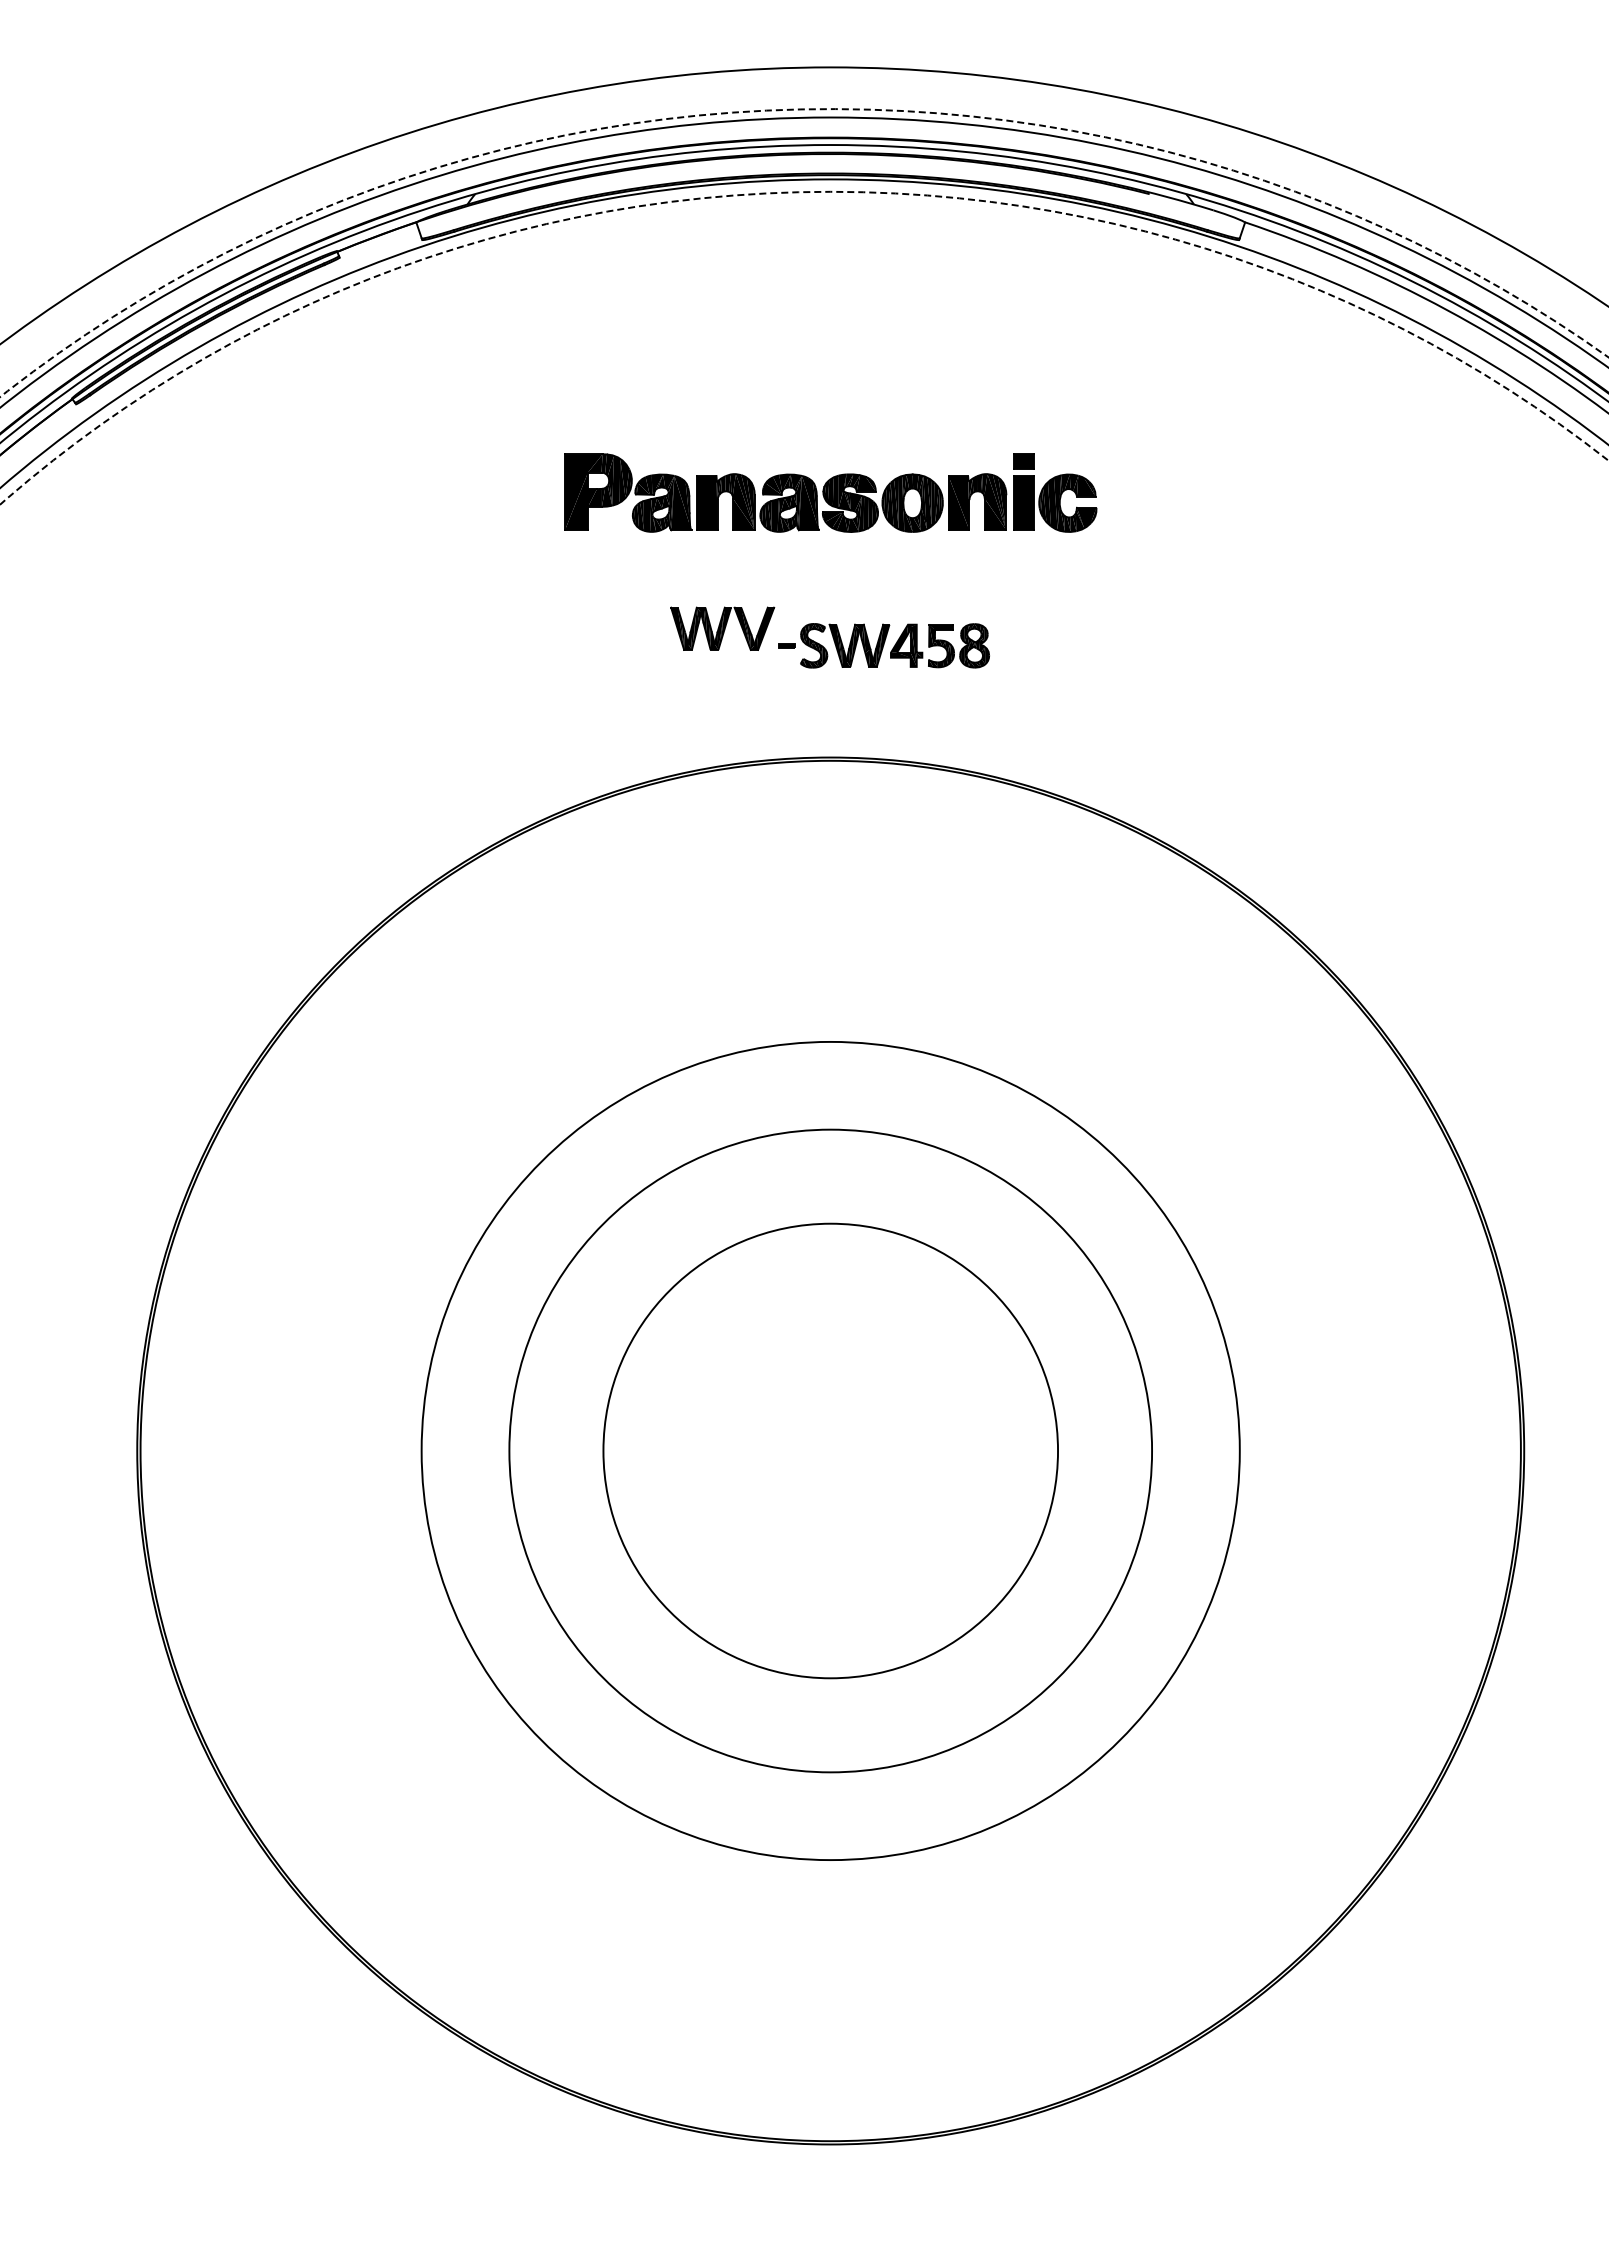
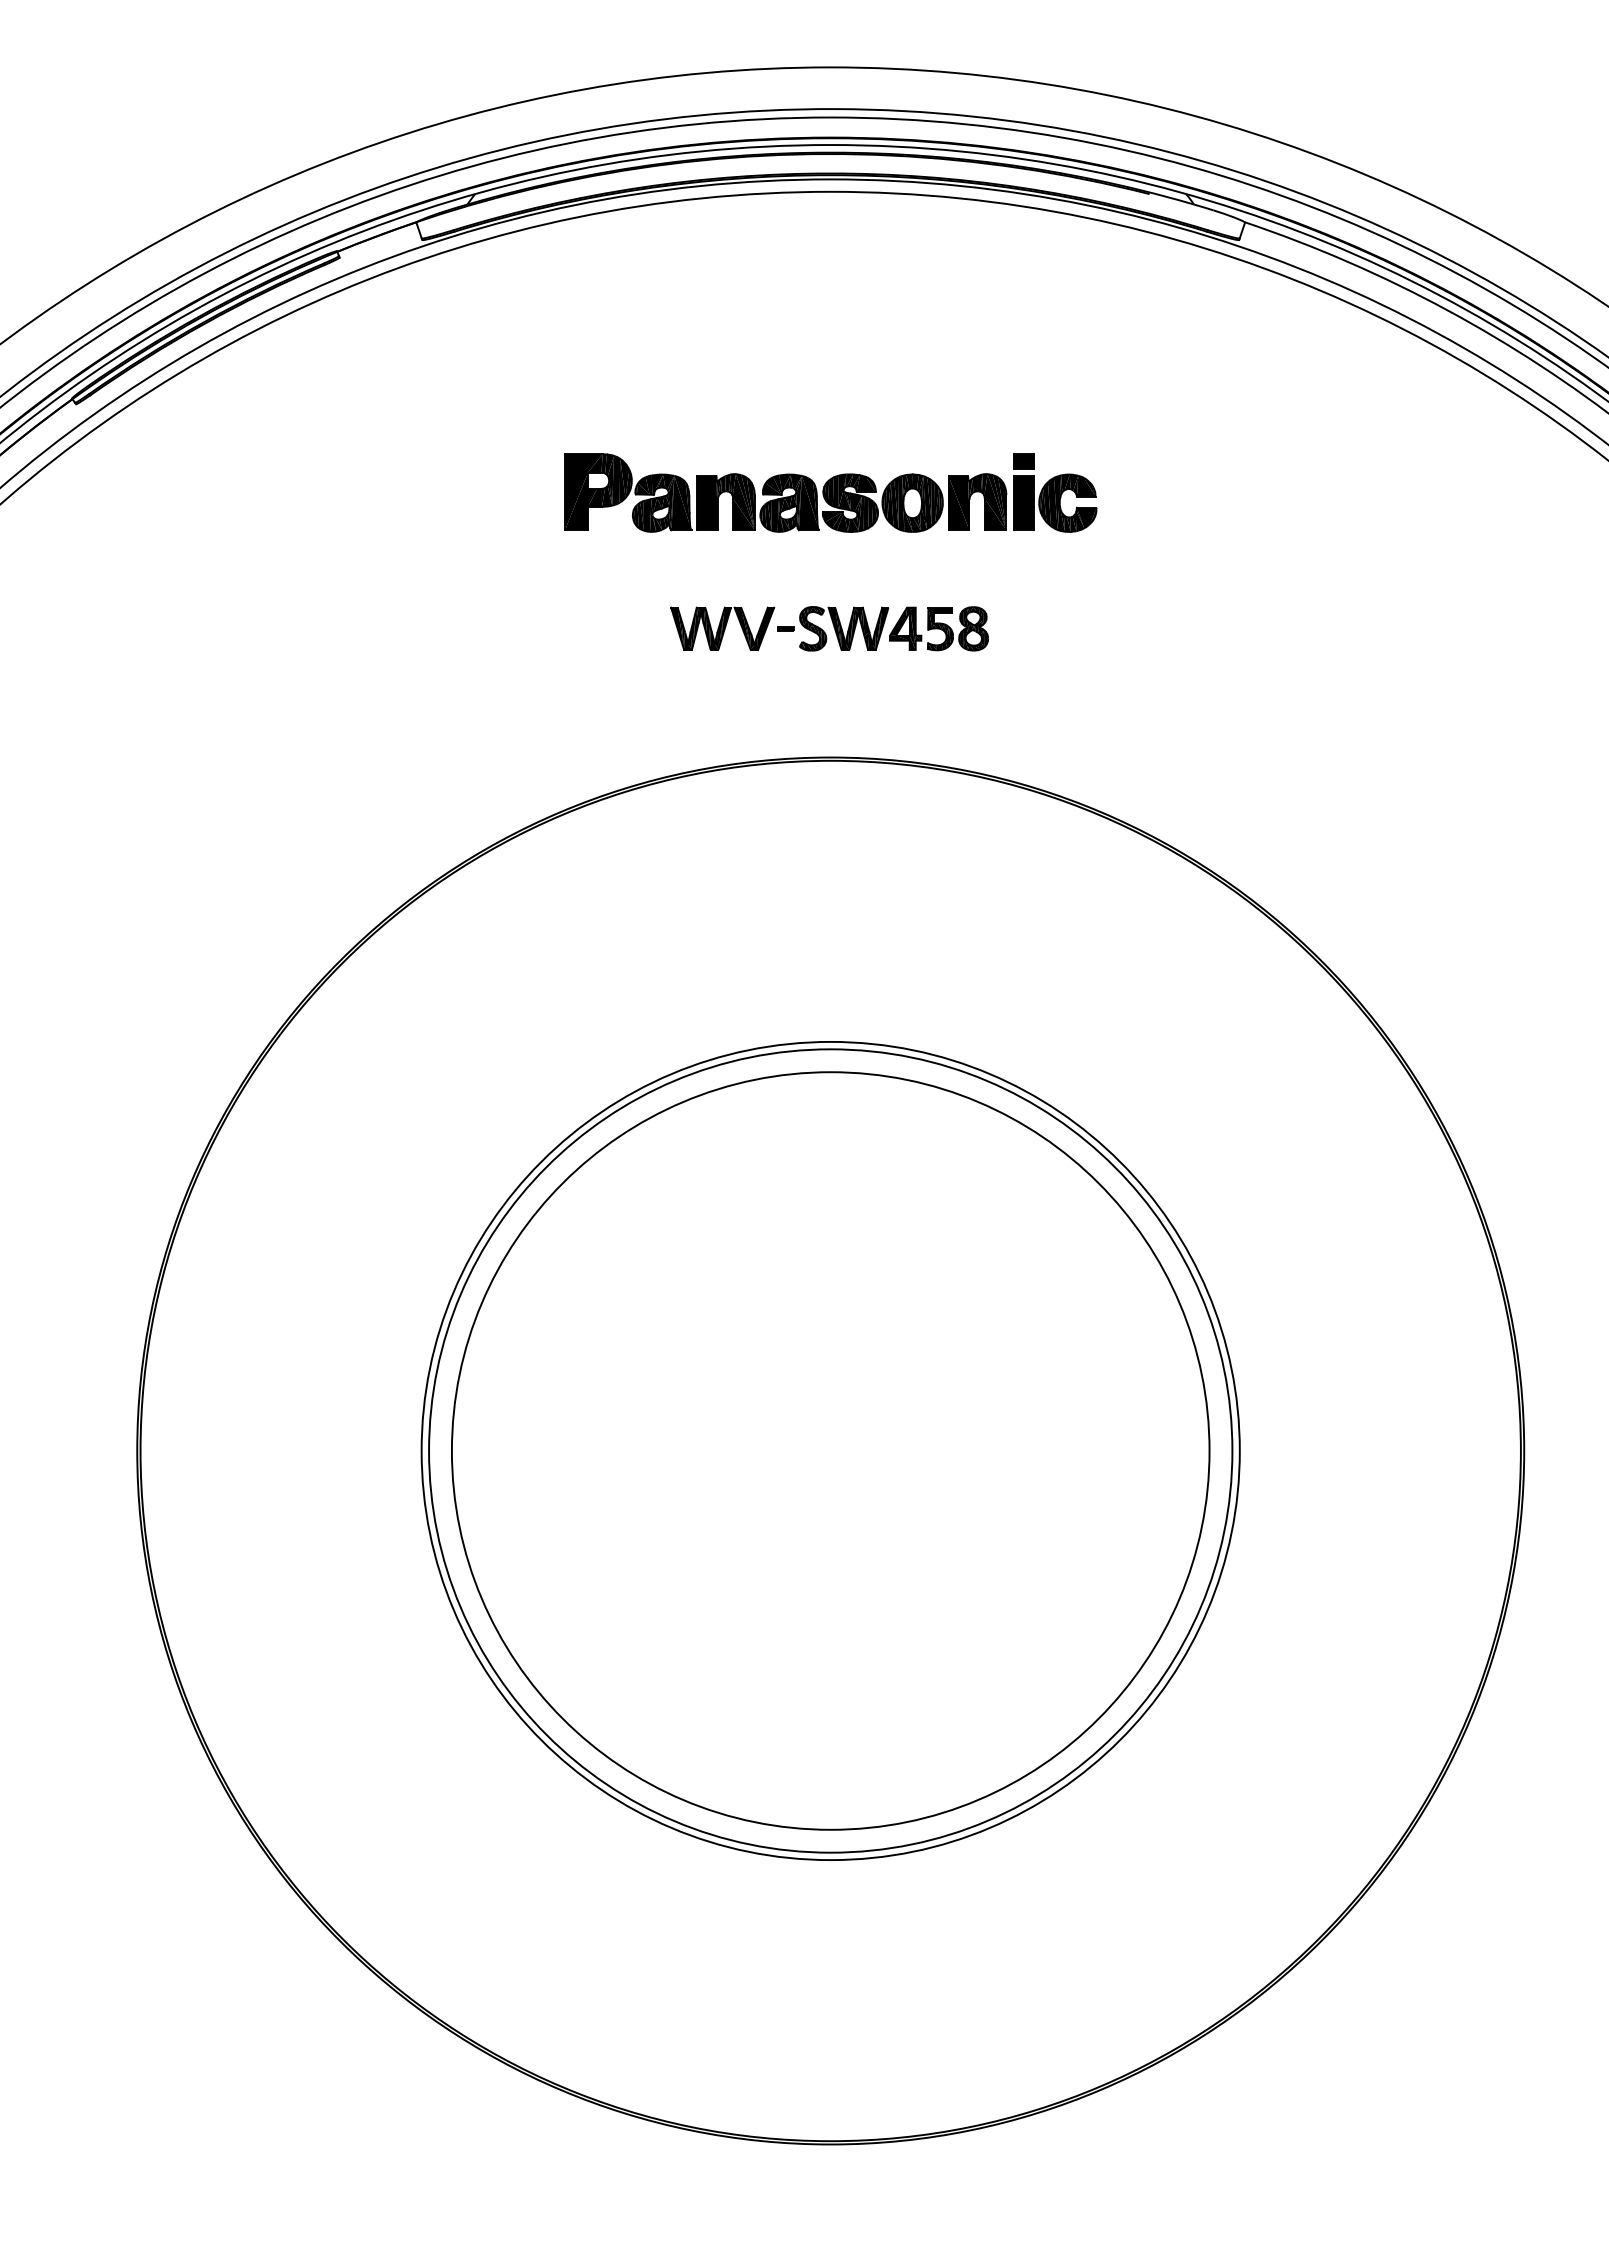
arc: dashed -> solid (797, 109)
circle: dashed -> solid (804, 347)
part position: (883, 645) -> (882, 628) (882, 628)
circle diameter: 455 px -> 758 px (830, 1450)
circle diameter: 643 px -> 803 px (830, 1450)
